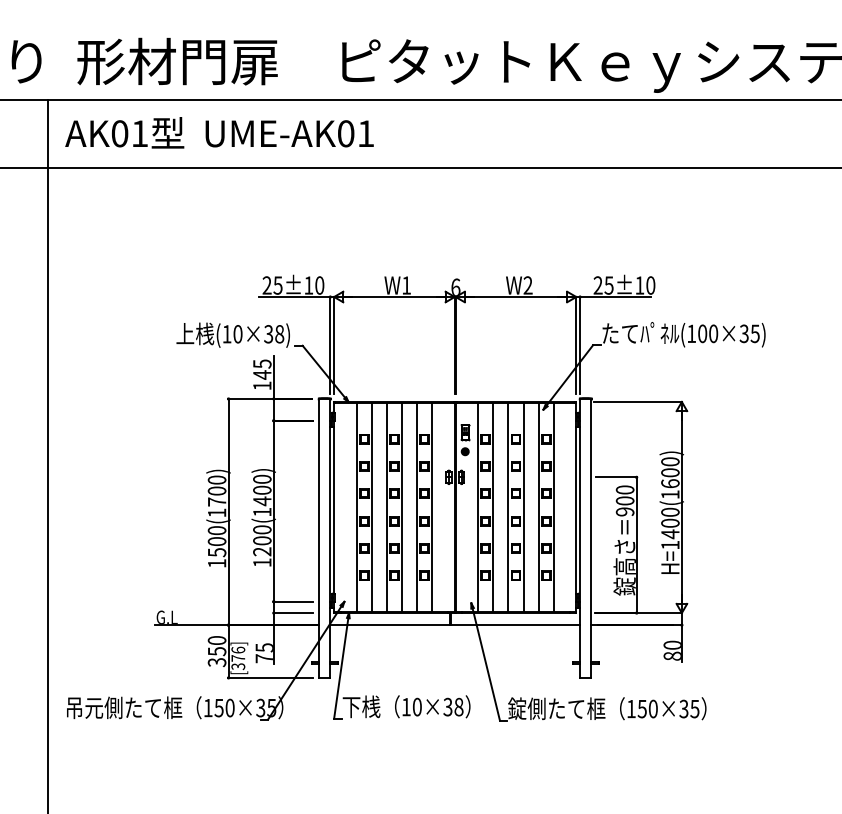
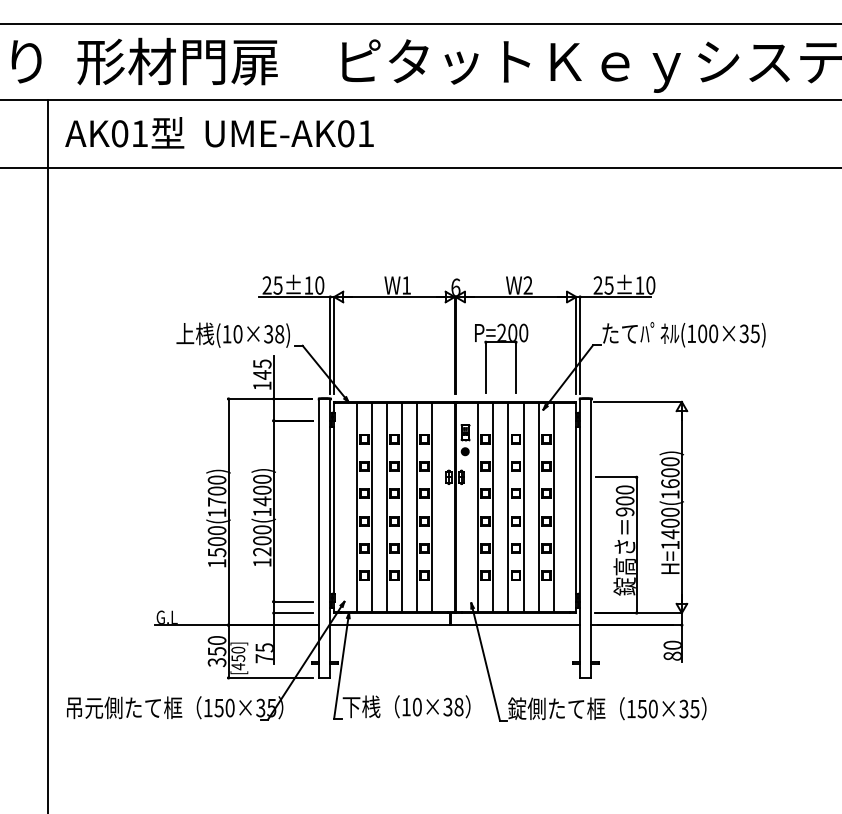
line: none -> present (420, 24)
part: none -> present (515, 358)
text: [376] -> [450] (238, 658)
